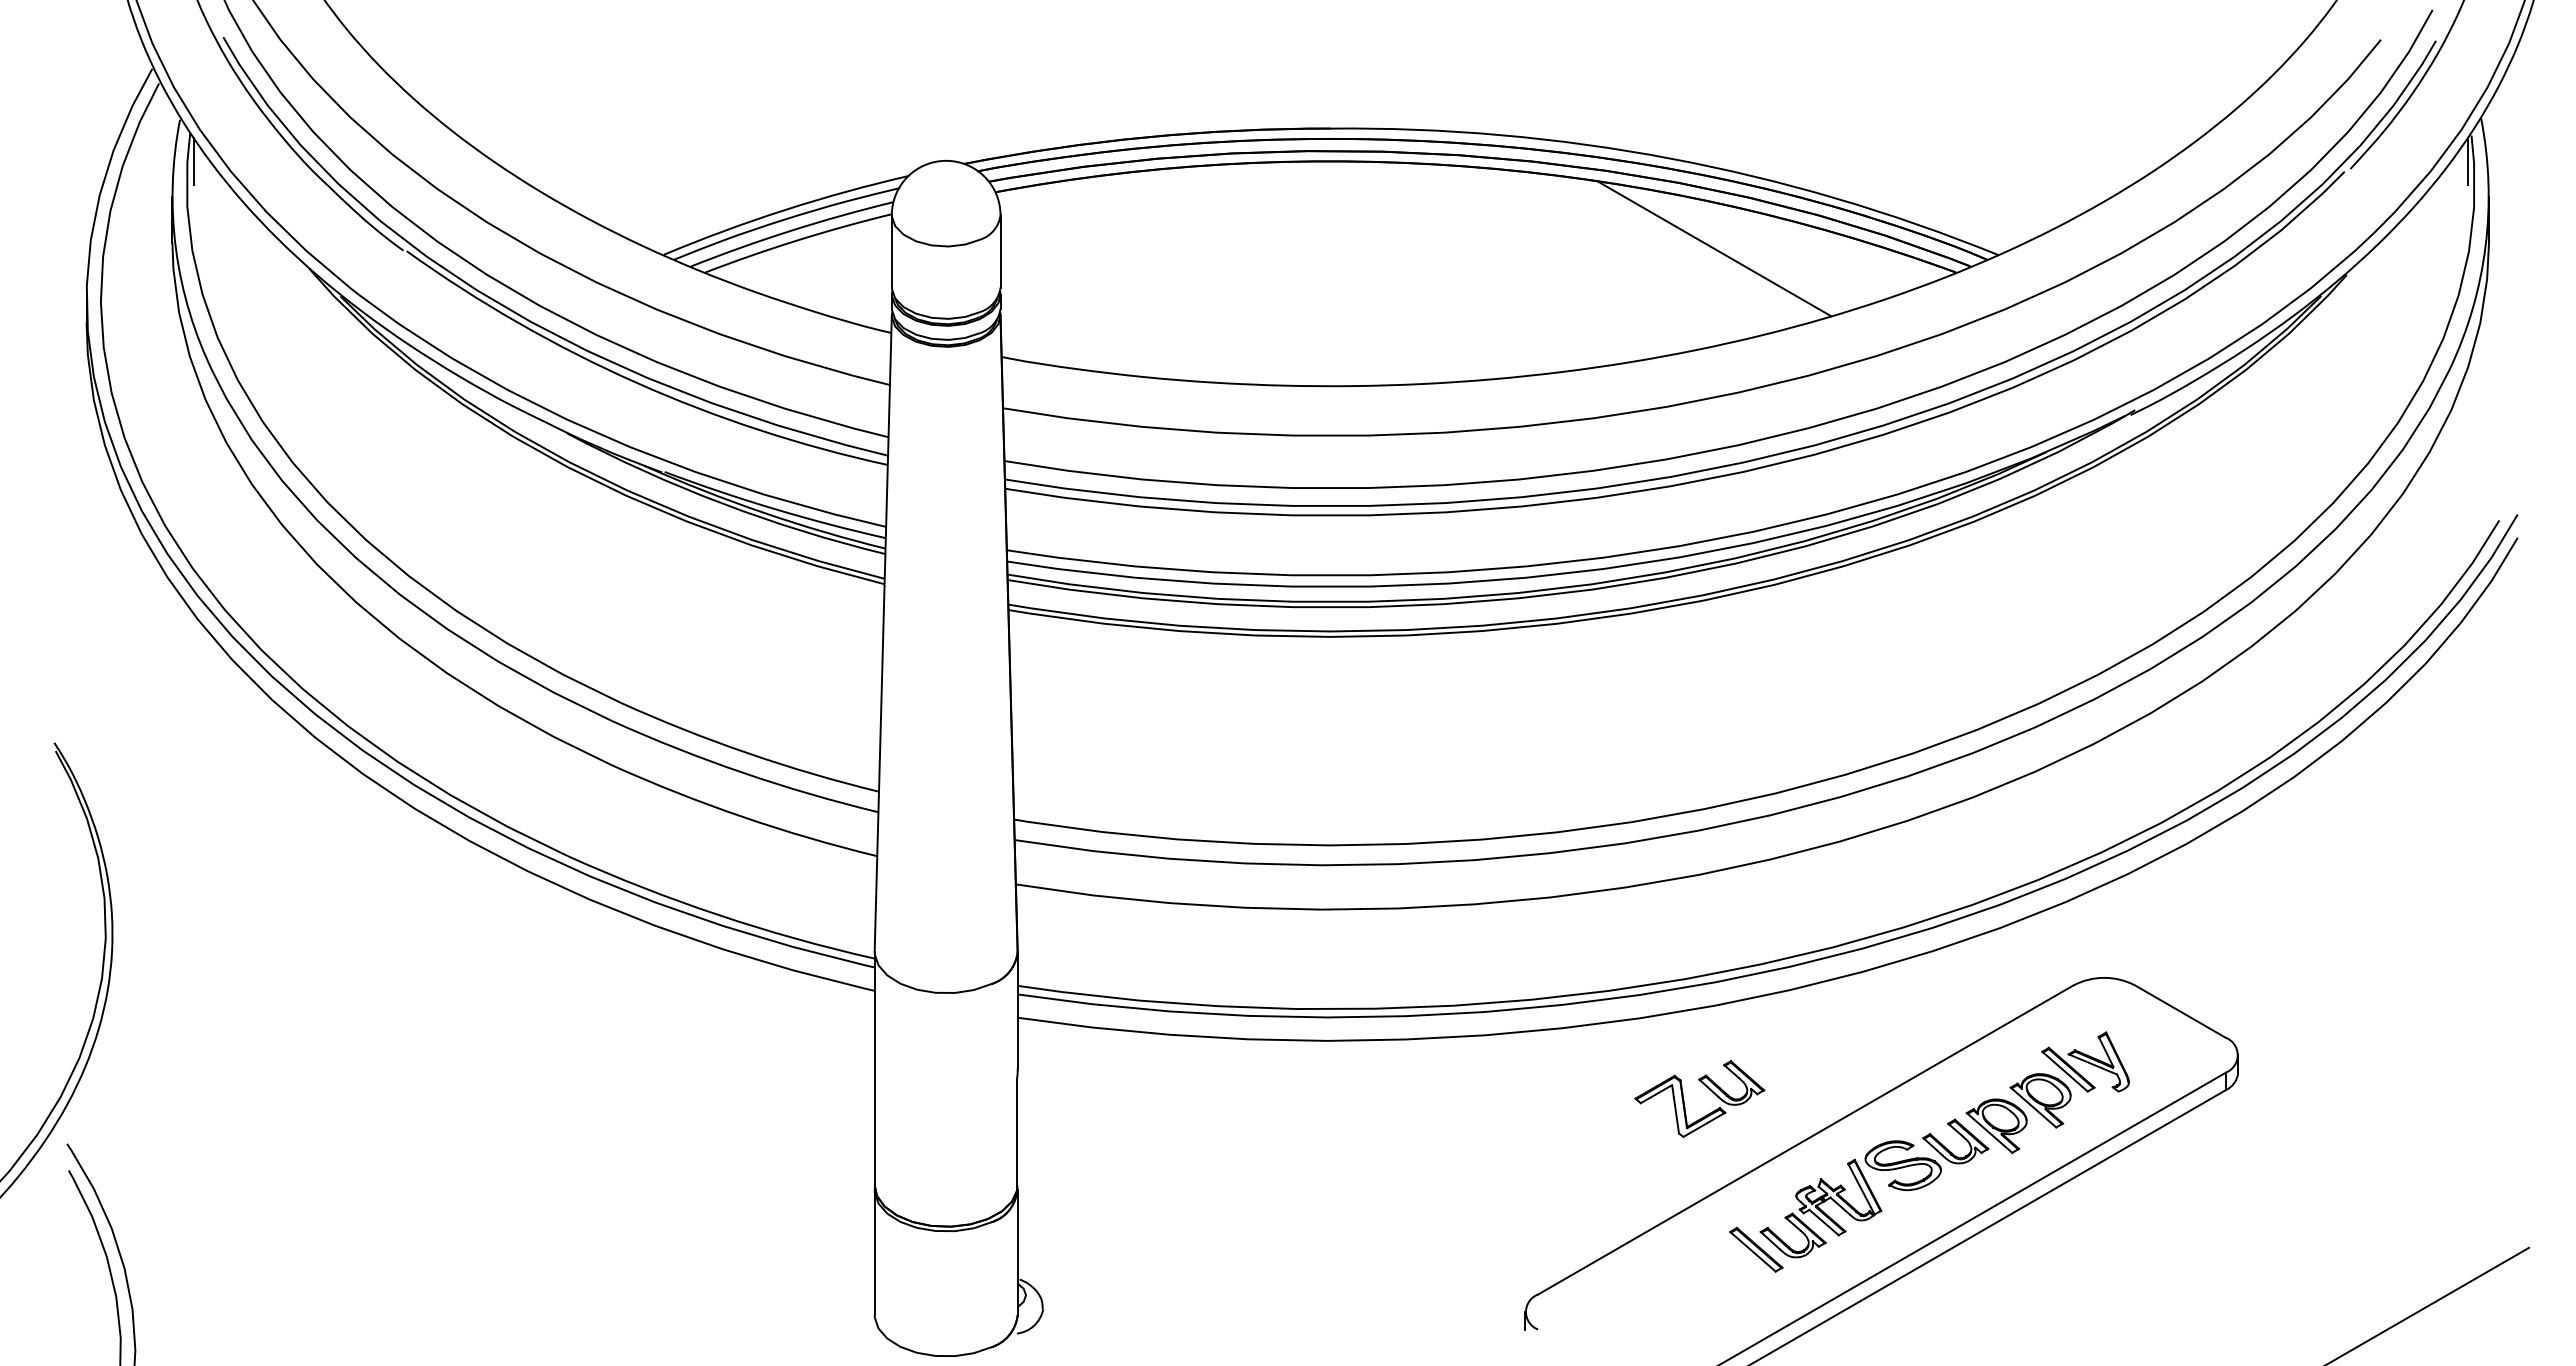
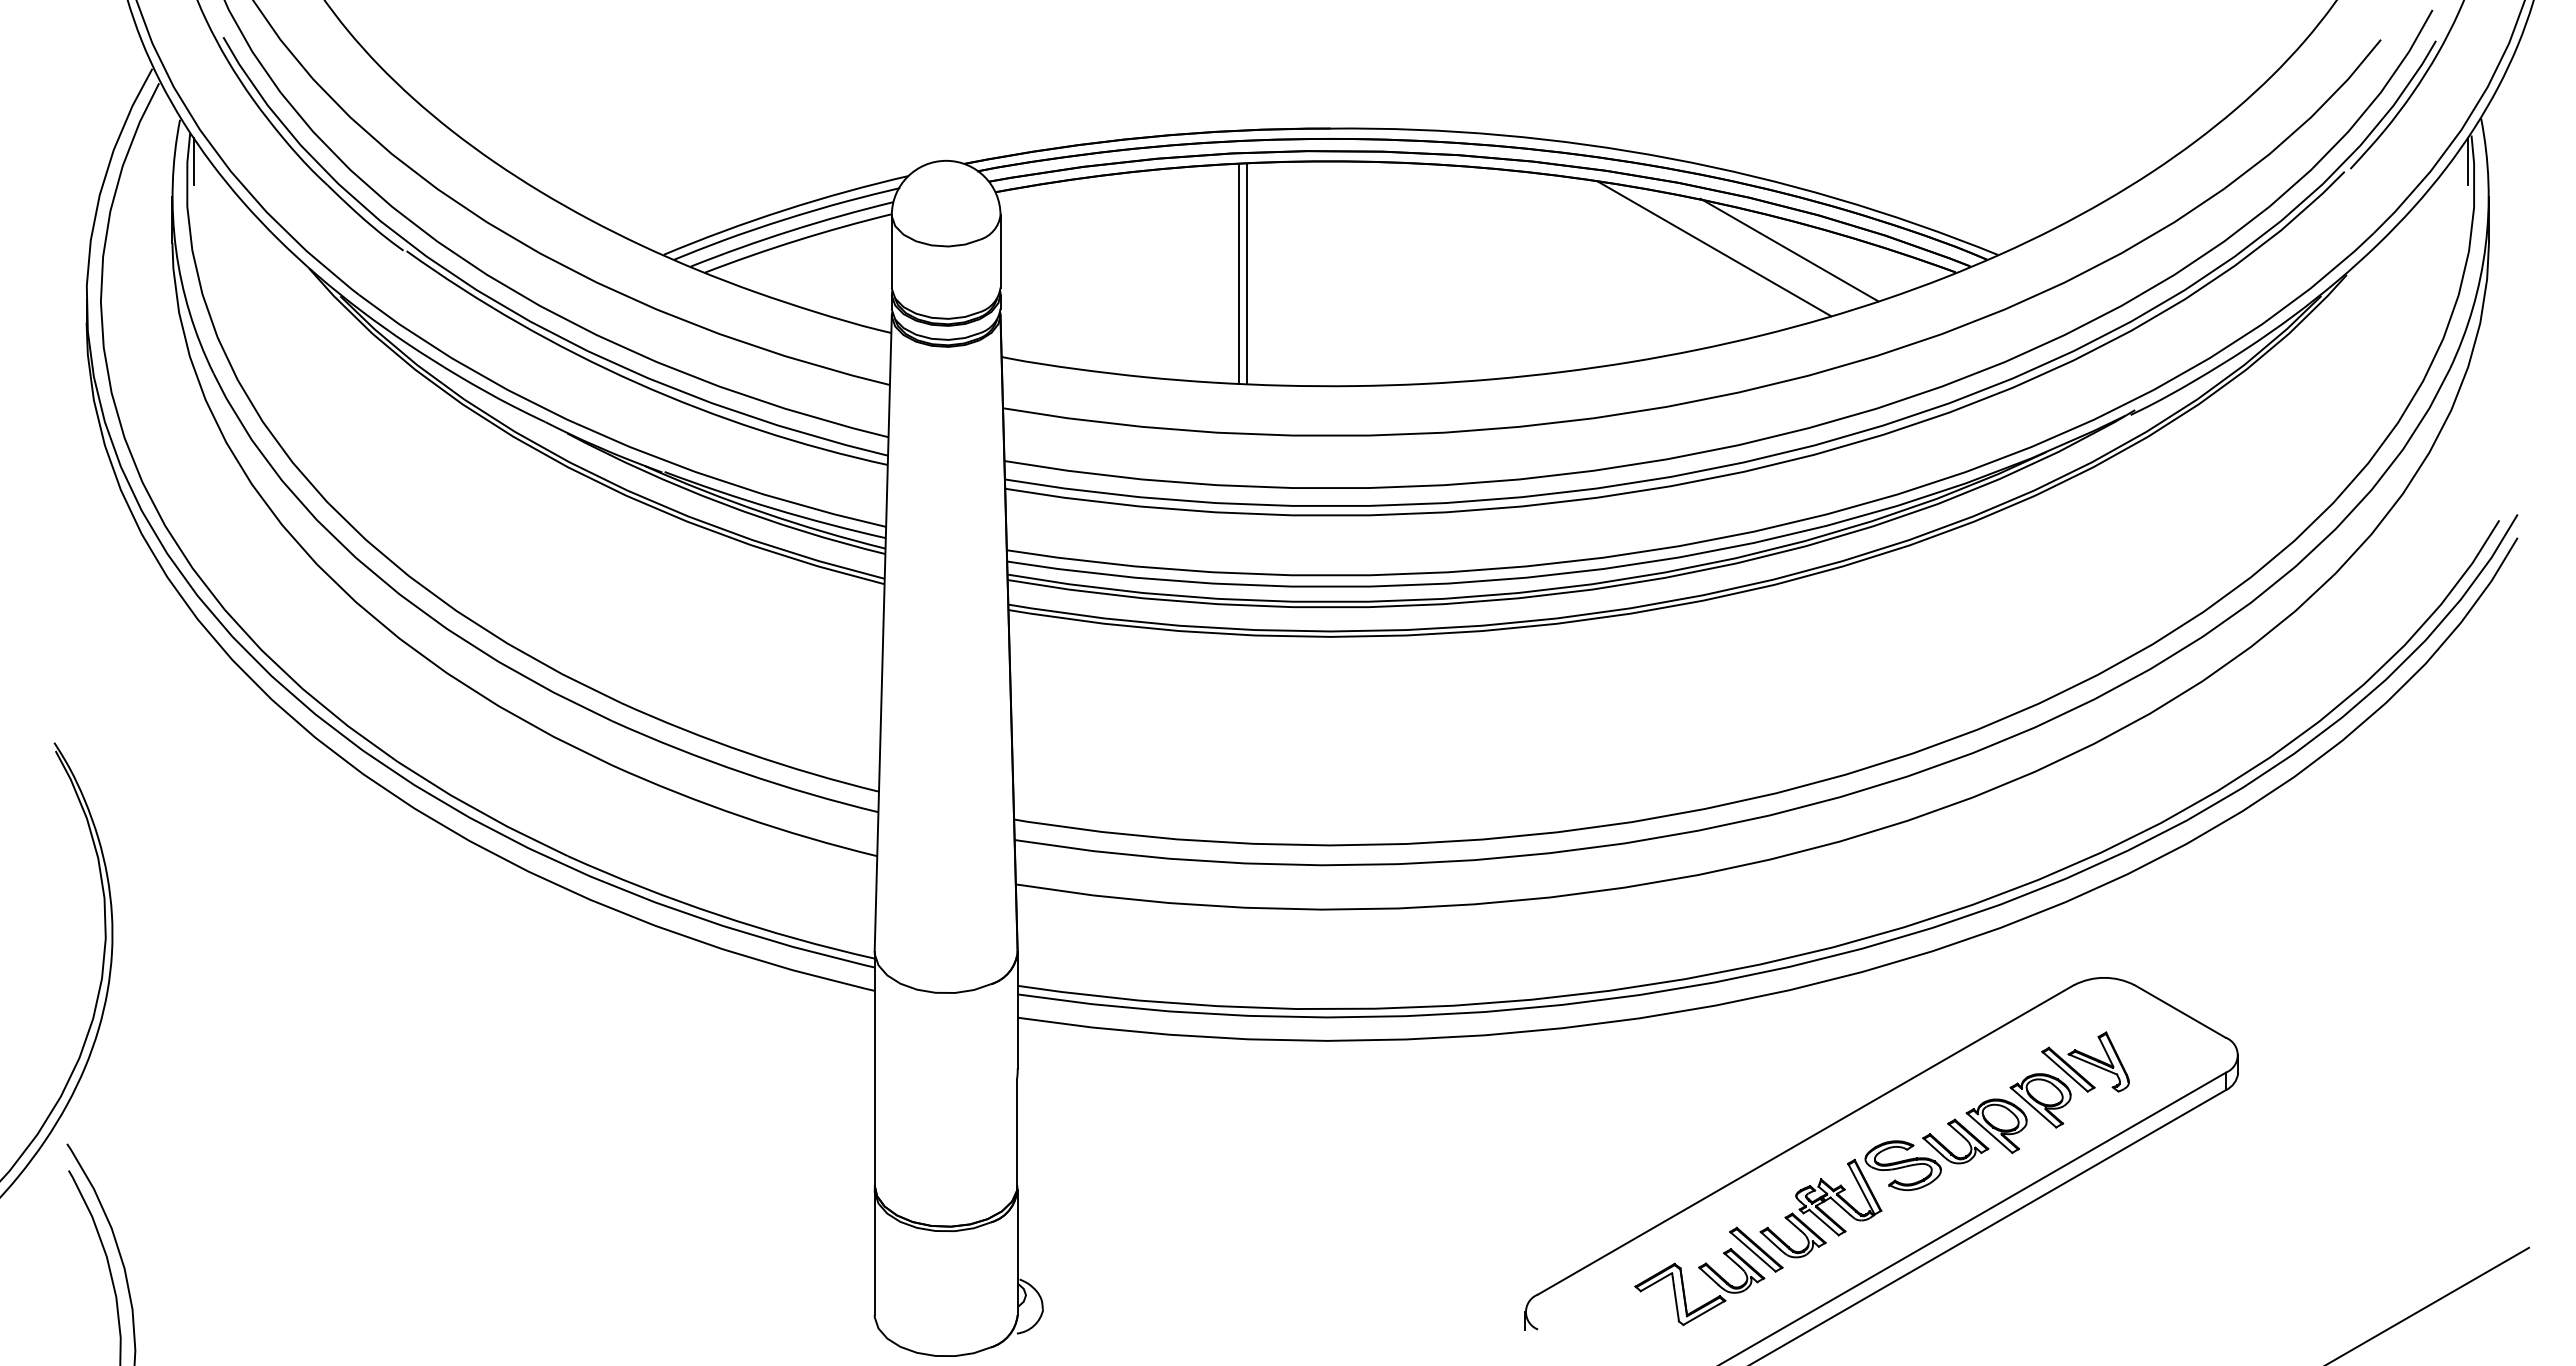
line: none -> present (1789, 249)
line: none -> present (1239, 273)
line: none -> present (1246, 274)
part position: (1708, 1089) -> (1708, 1277) (1708, 1277)
